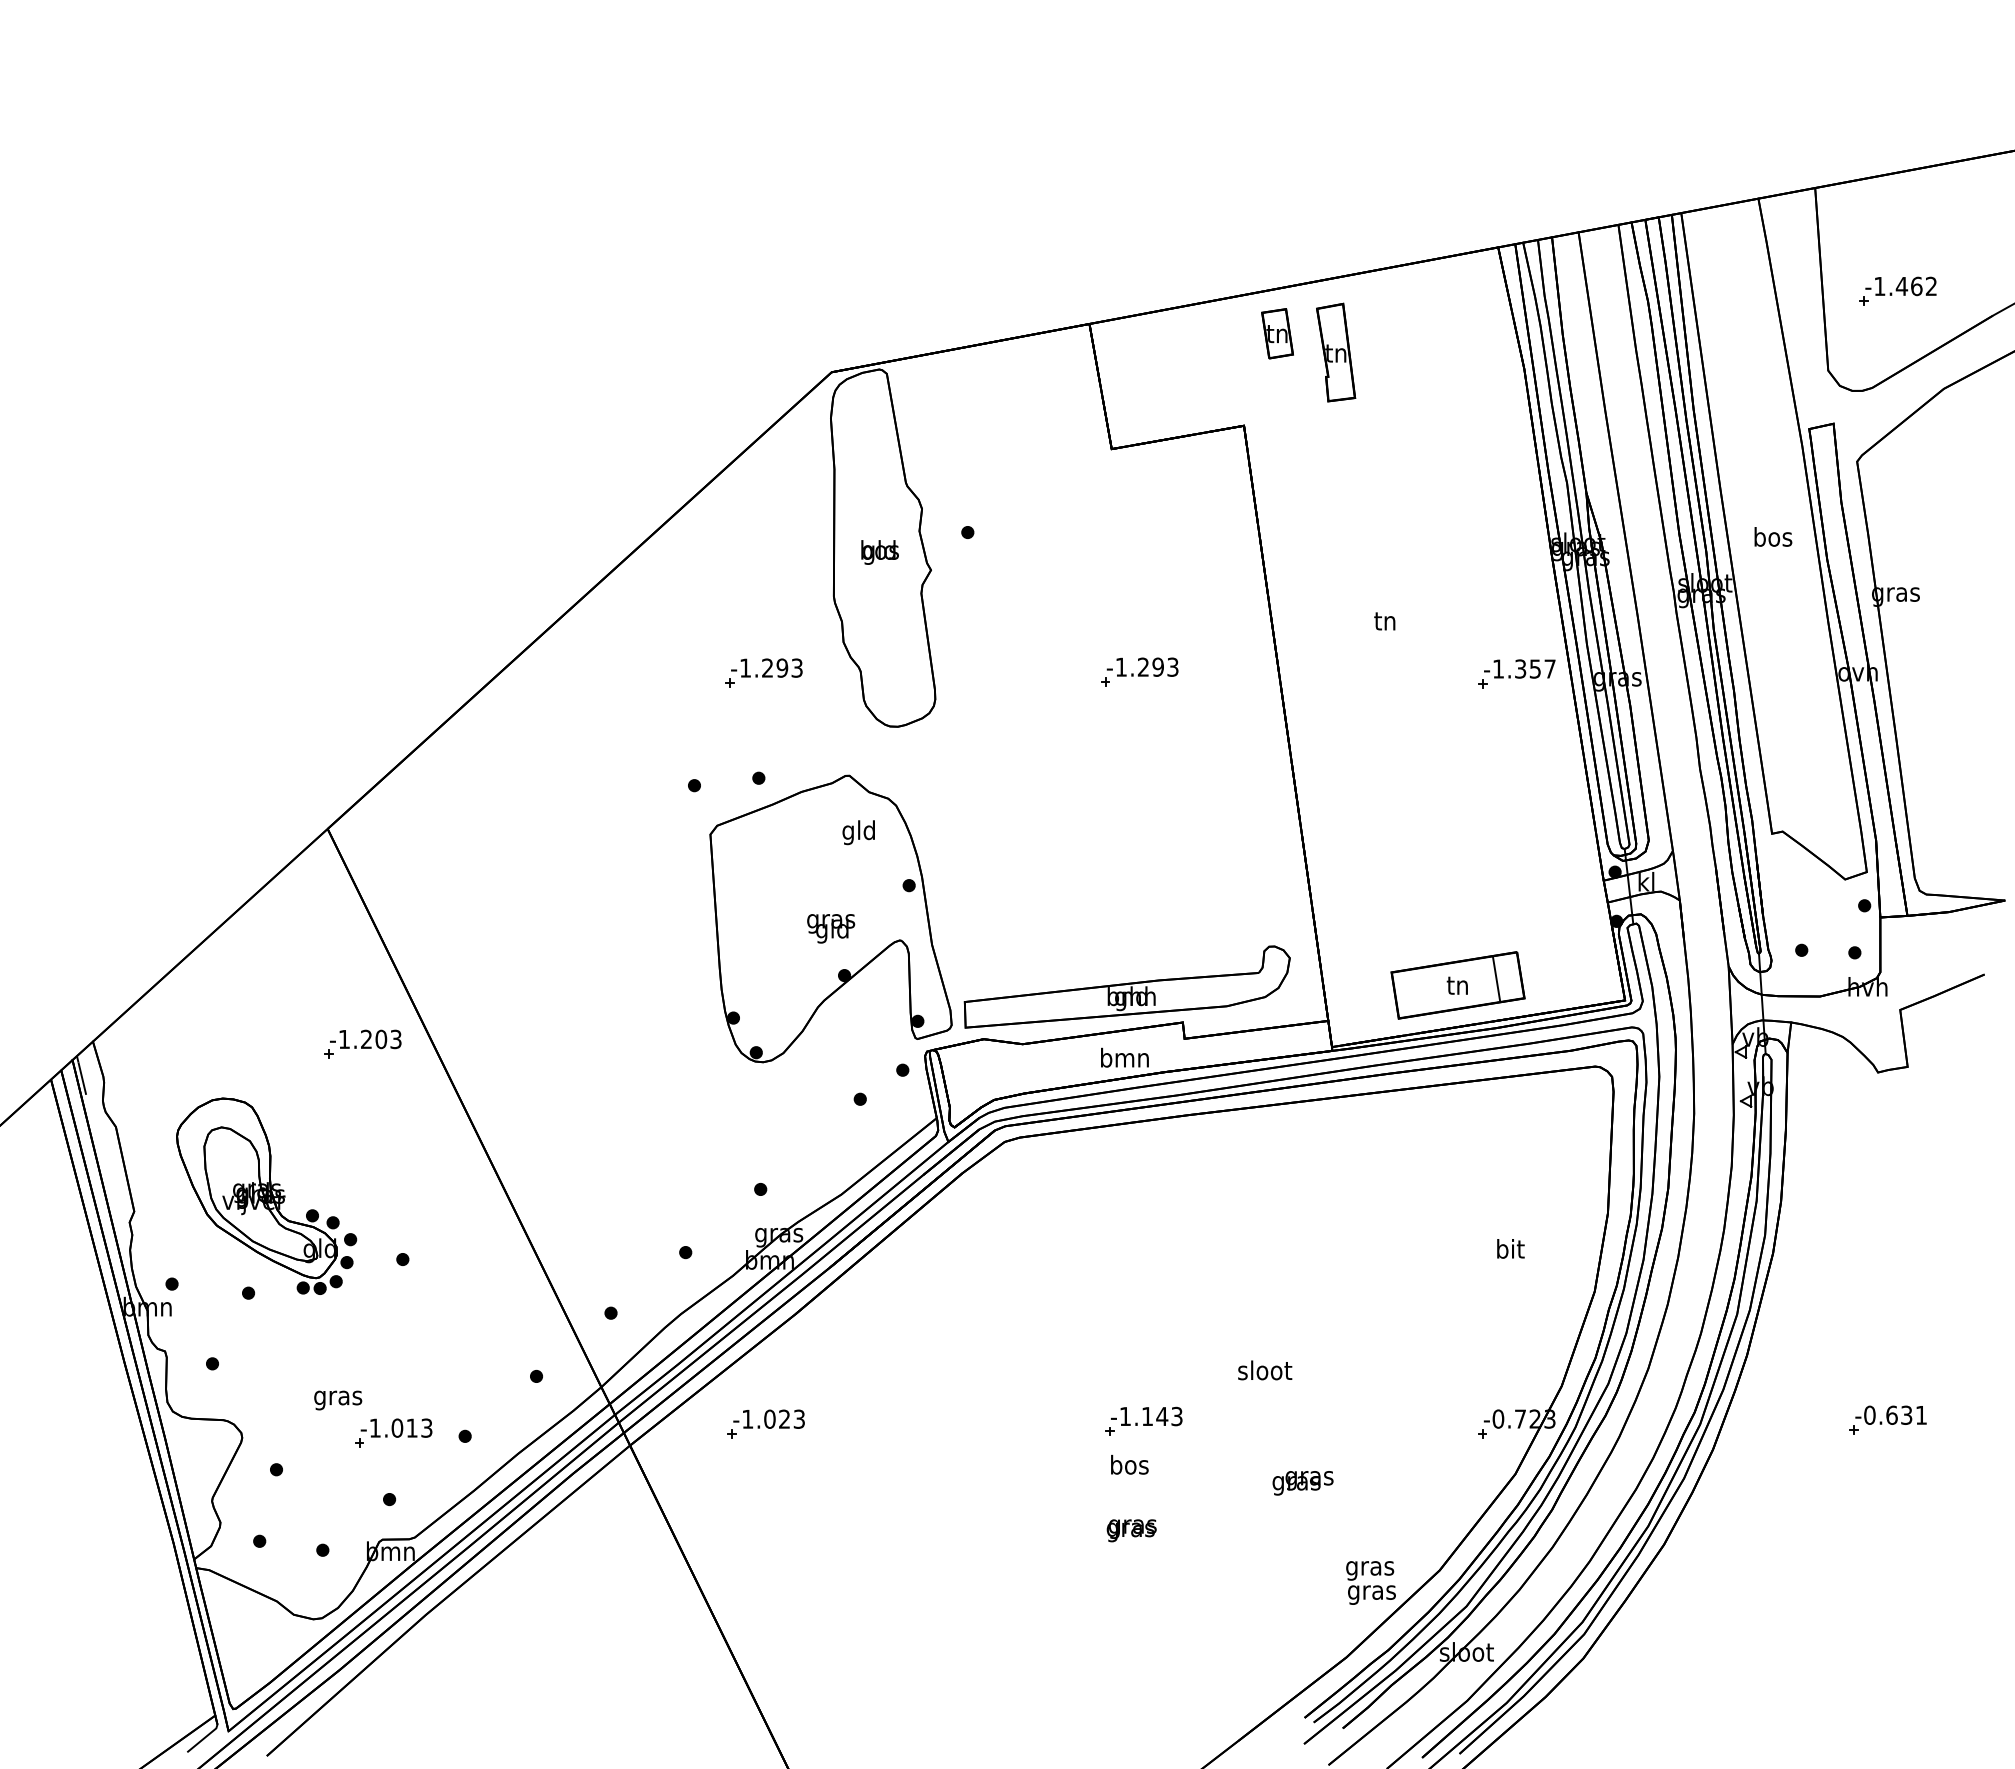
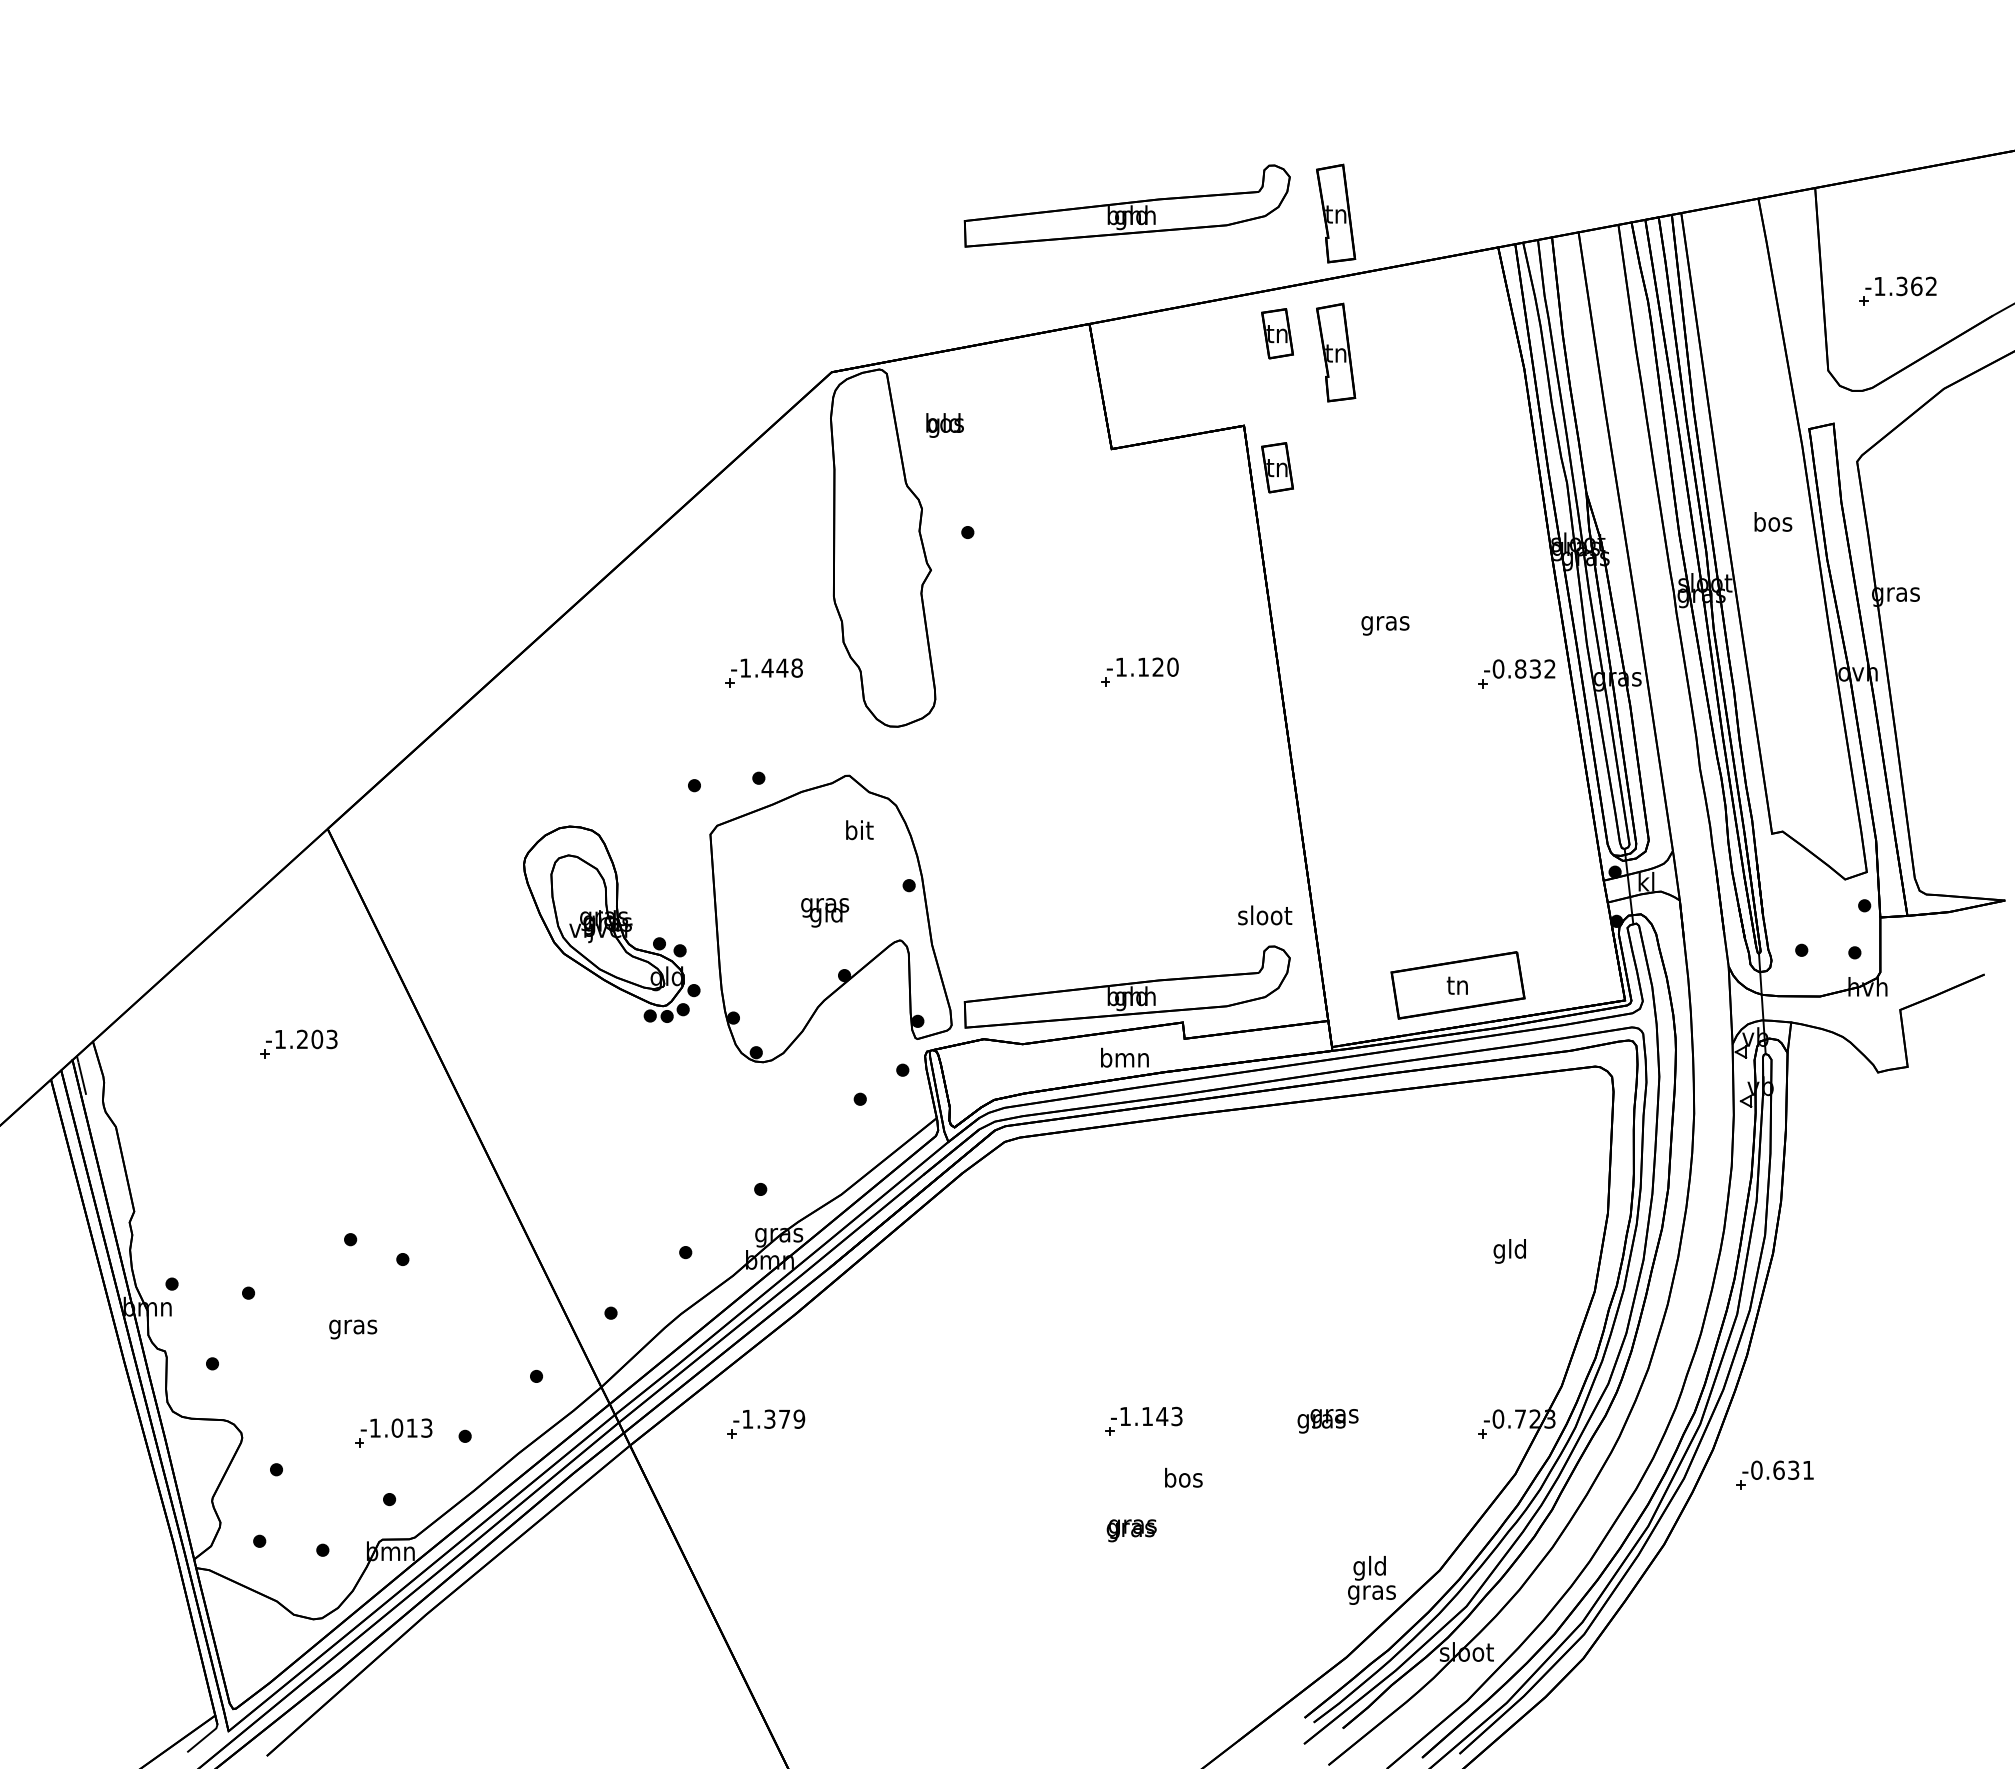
part: none -> present (1126, 205)
part: none -> present (1336, 213)
text: -1.462 -> -1.362 (1901, 286)
part: none -> present (1277, 467)
text position: (1773, 536) -> (1773, 521) (1773, 521)
text position: (879, 552) -> (944, 425) (944, 425)
text: tn -> gras (1385, 623)
text: -1.293 -> -1.120 (1157, 666)
text: -1.293 -> -1.448 (781, 667)
text: -1.357 -> -0.832 (1523, 668)
text: gld -> bit (858, 832)
text position: (831, 928) -> (825, 912) (825, 912)
line: present -> none (1496, 978)
part position: (362, 1043) -> (298, 1043) (298, 1043)
part position: (264, 1195) -> (611, 923) (611, 923)
text: bit -> gld (1509, 1251)
text position: (1265, 1370) -> (1265, 915) (1265, 915)
text position: (338, 1400) -> (353, 1329) (353, 1329)
text: -1.023 -> -1.379 (784, 1418)
part position: (1887, 1419) -> (1774, 1474) (1774, 1474)
text position: (1129, 1464) -> (1183, 1477) (1183, 1477)
text position: (1302, 1483) -> (1327, 1421) (1327, 1421)
text: gras -> gld (1370, 1568)
